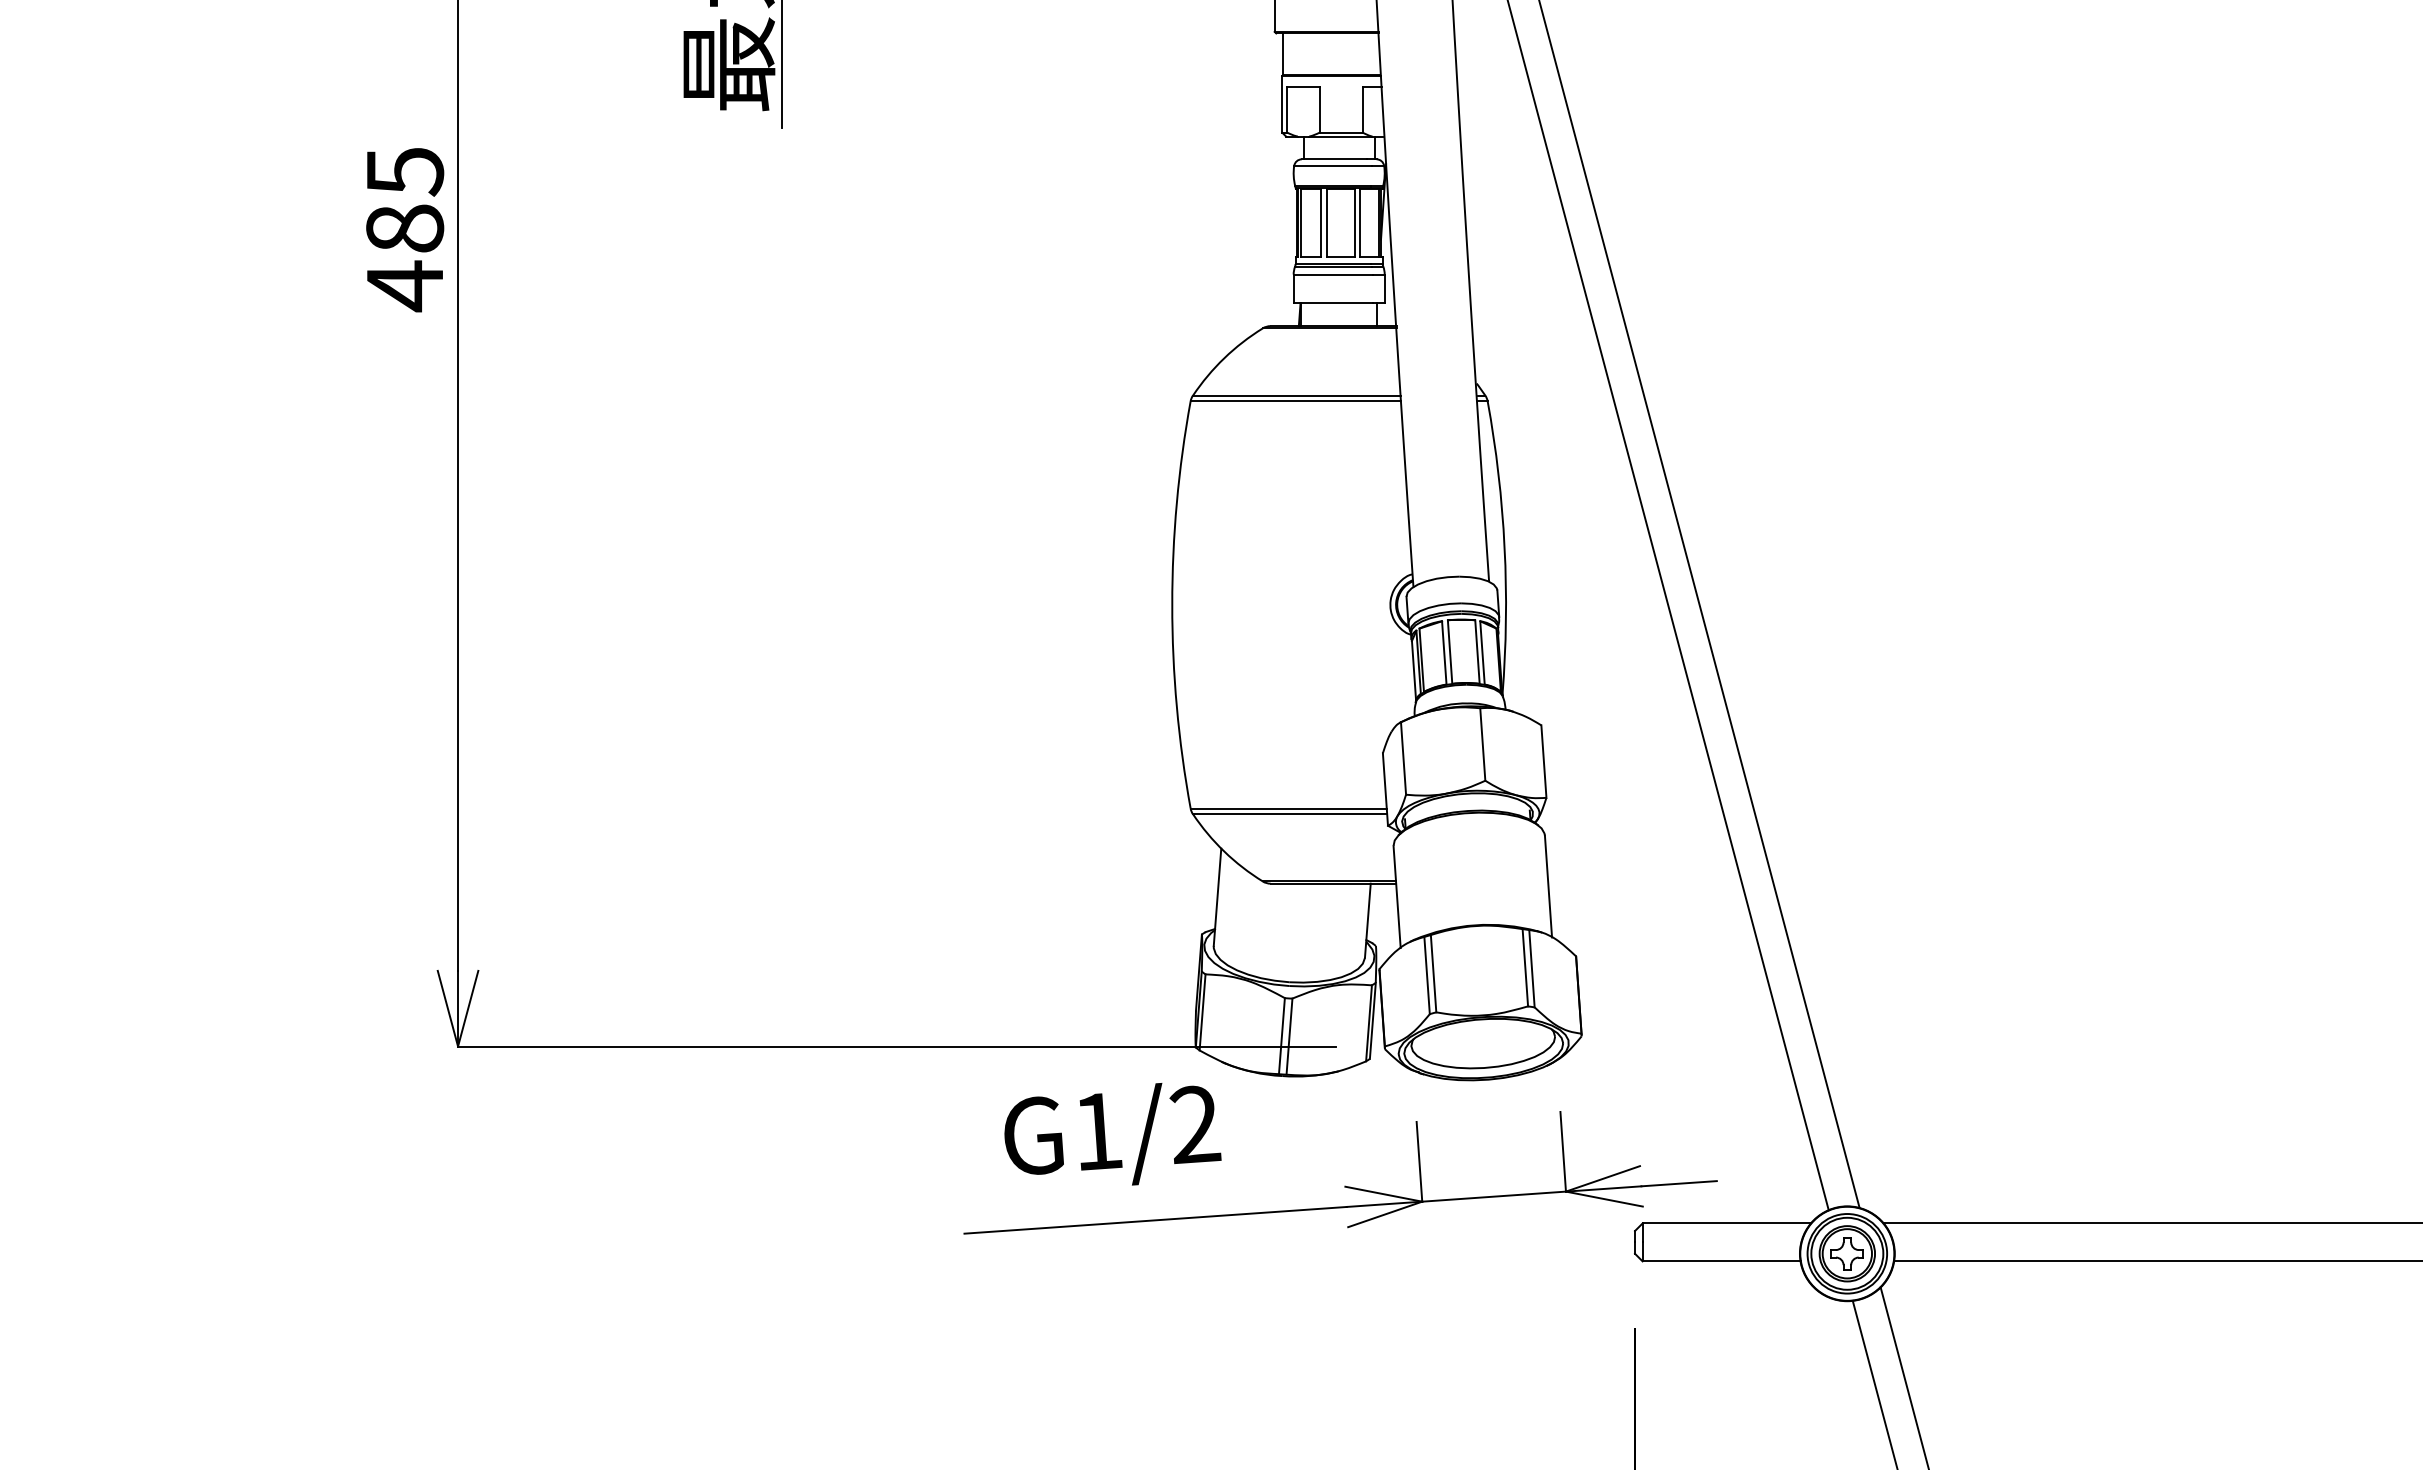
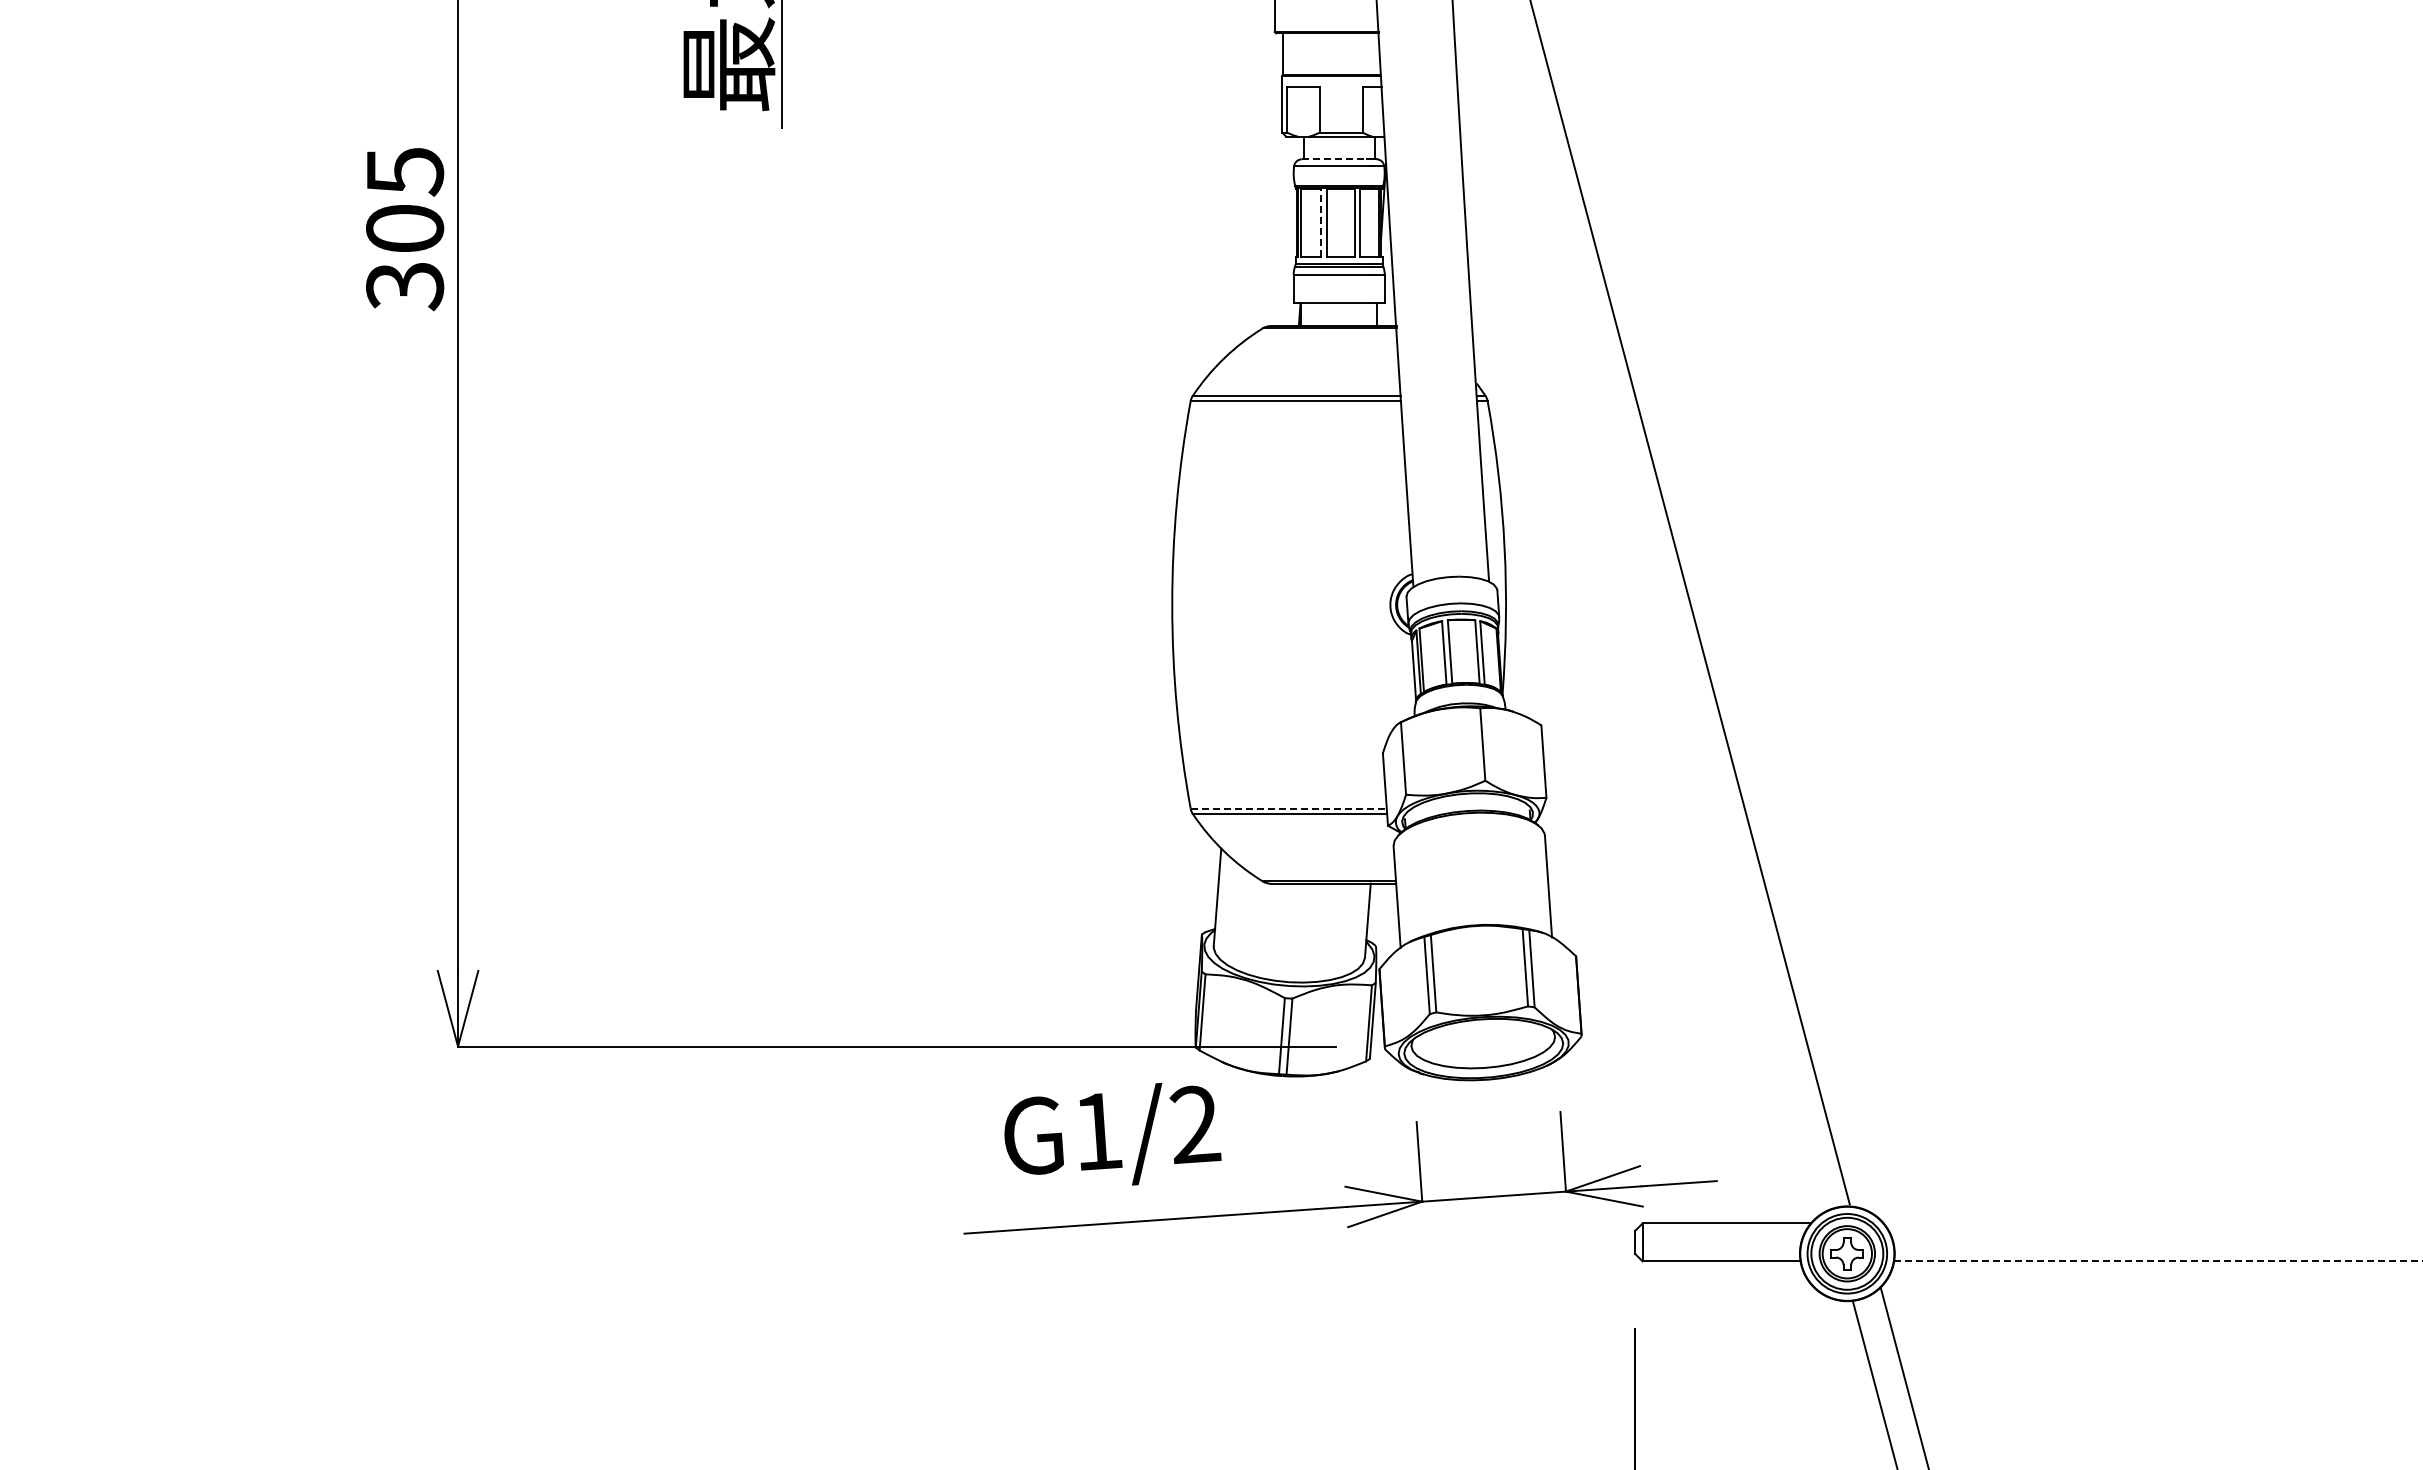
line: solid -> dashed (1334, 159)
line: solid -> dashed (1321, 222)
text: 485 -> 305 (405, 258)
line: present -> none (1699, 604)
line position: (1668, 606) -> (1689, 603) (1689, 603)
line: solid -> dashed (1289, 808)
line: present -> none (2151, 1223)
line: solid -> dashed (2159, 1261)
